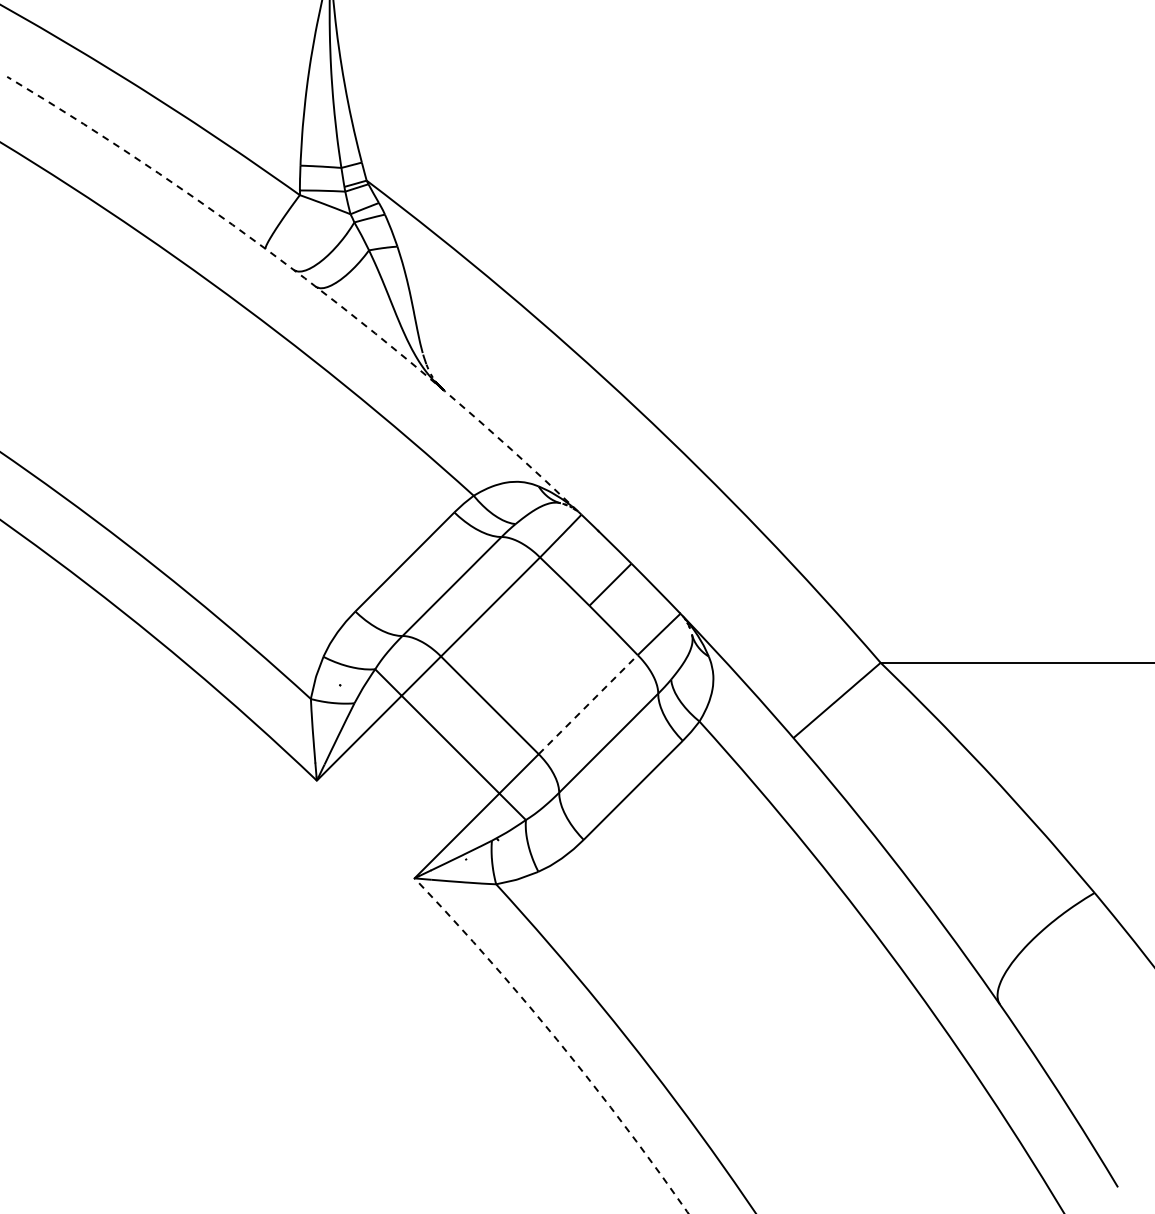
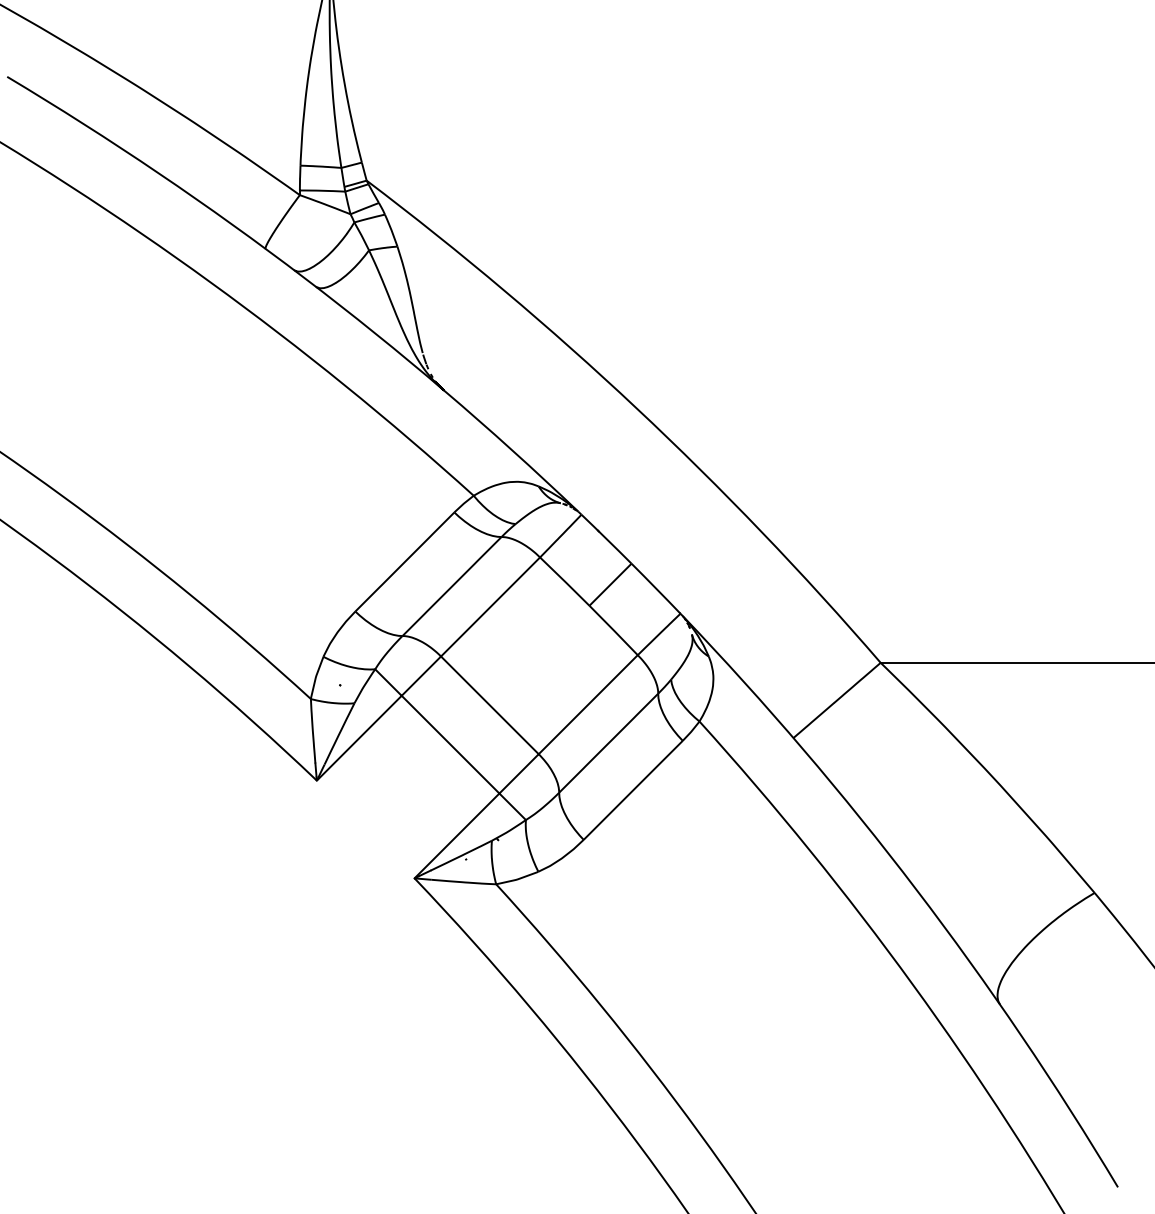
arc: dashed -> solid (304, 278)
line: dashed -> solid (588, 704)
arc: dashed -> solid (557, 1040)
